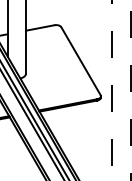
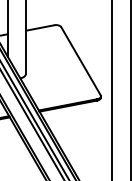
line: dashed -> solid (130, 90)
line: dashed -> solid (112, 91)
